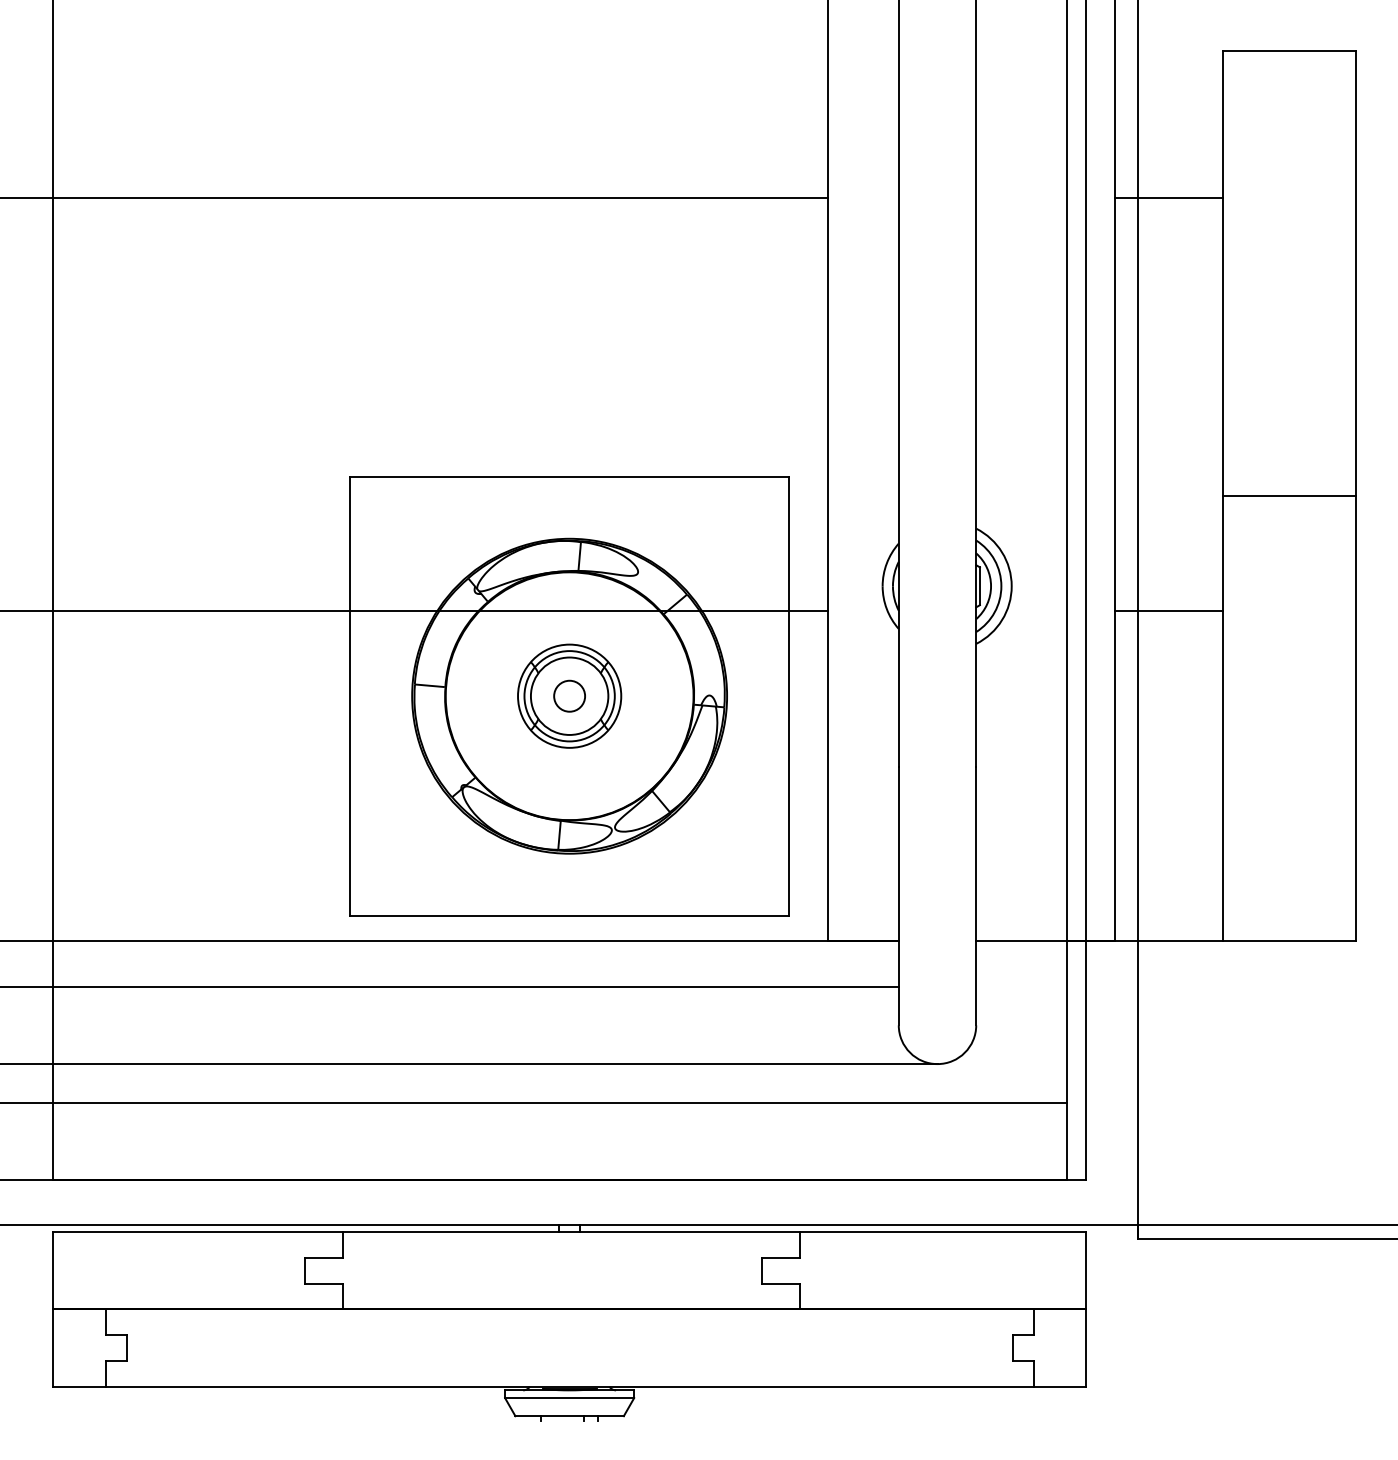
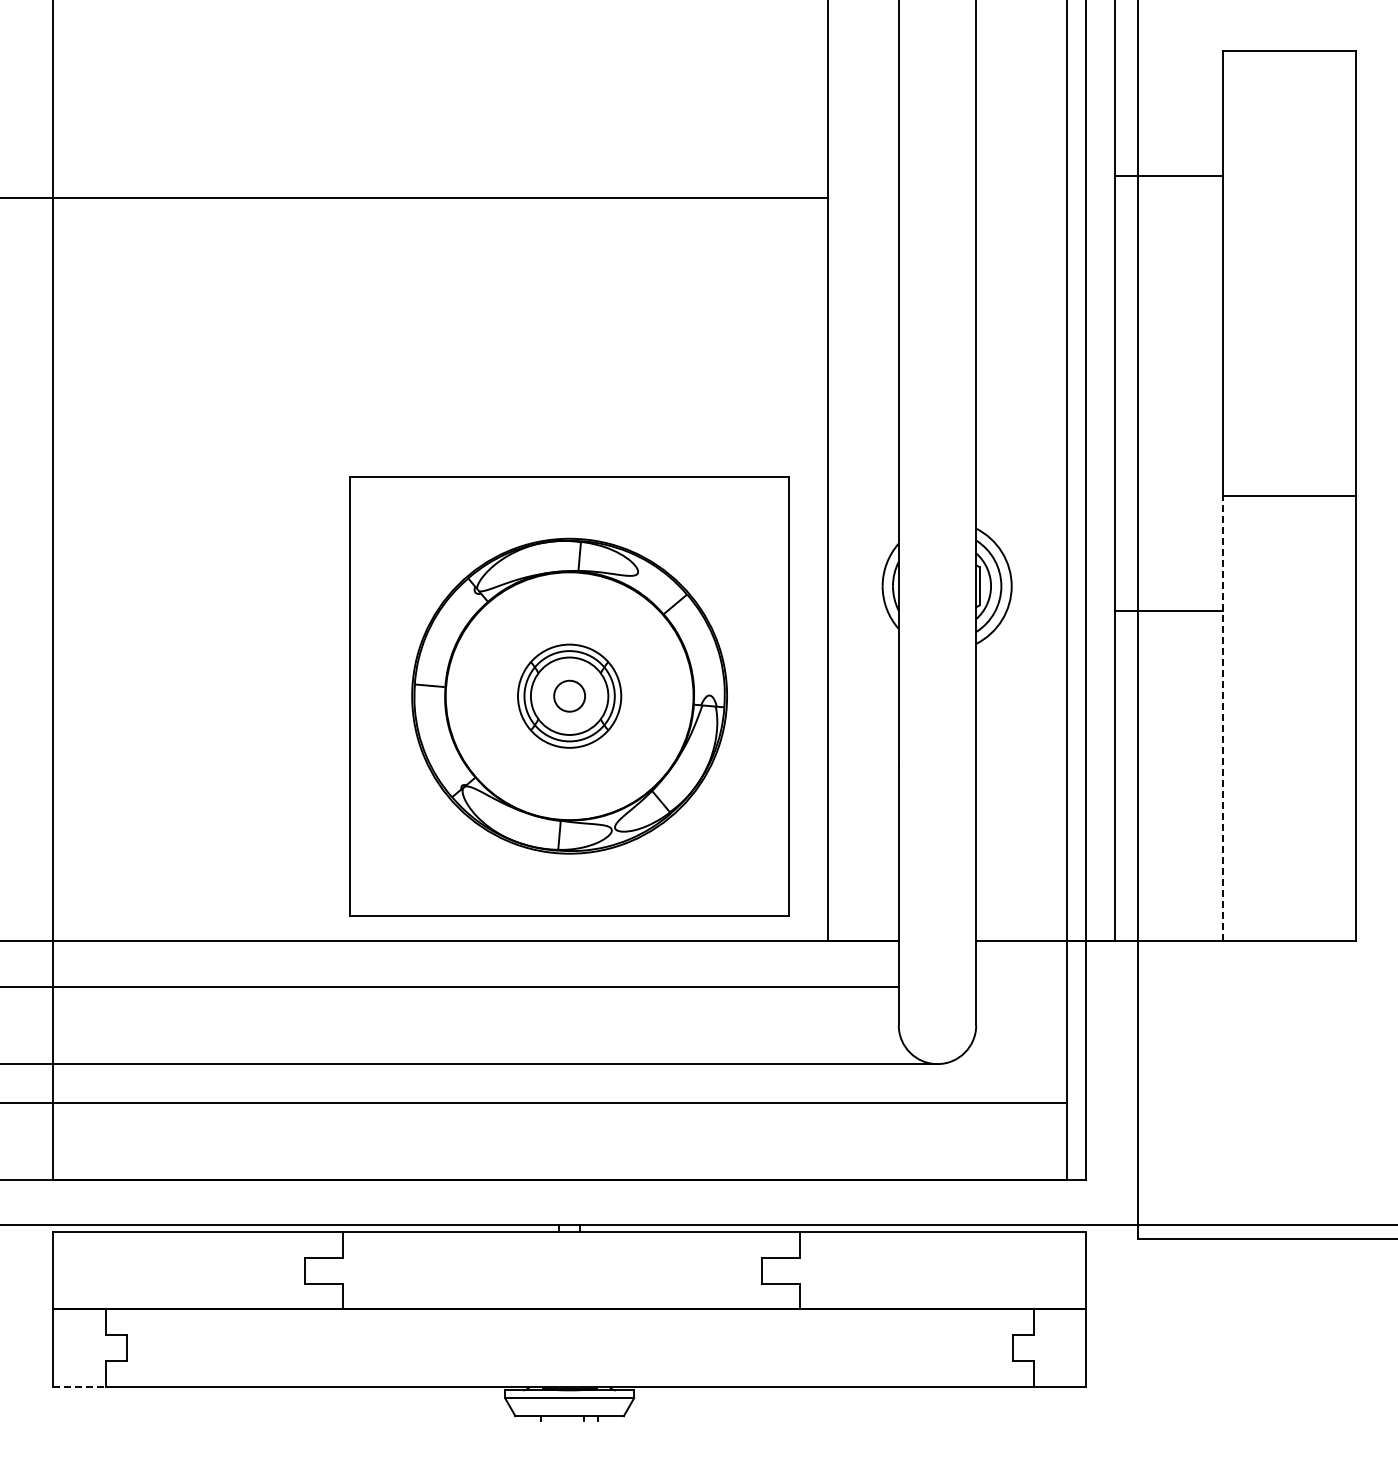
line position: (1168, 198) -> (1168, 176) (1168, 176)
line: present -> none (414, 611)
line: solid -> dashed (1222, 718)
line: solid -> dashed (79, 1386)
